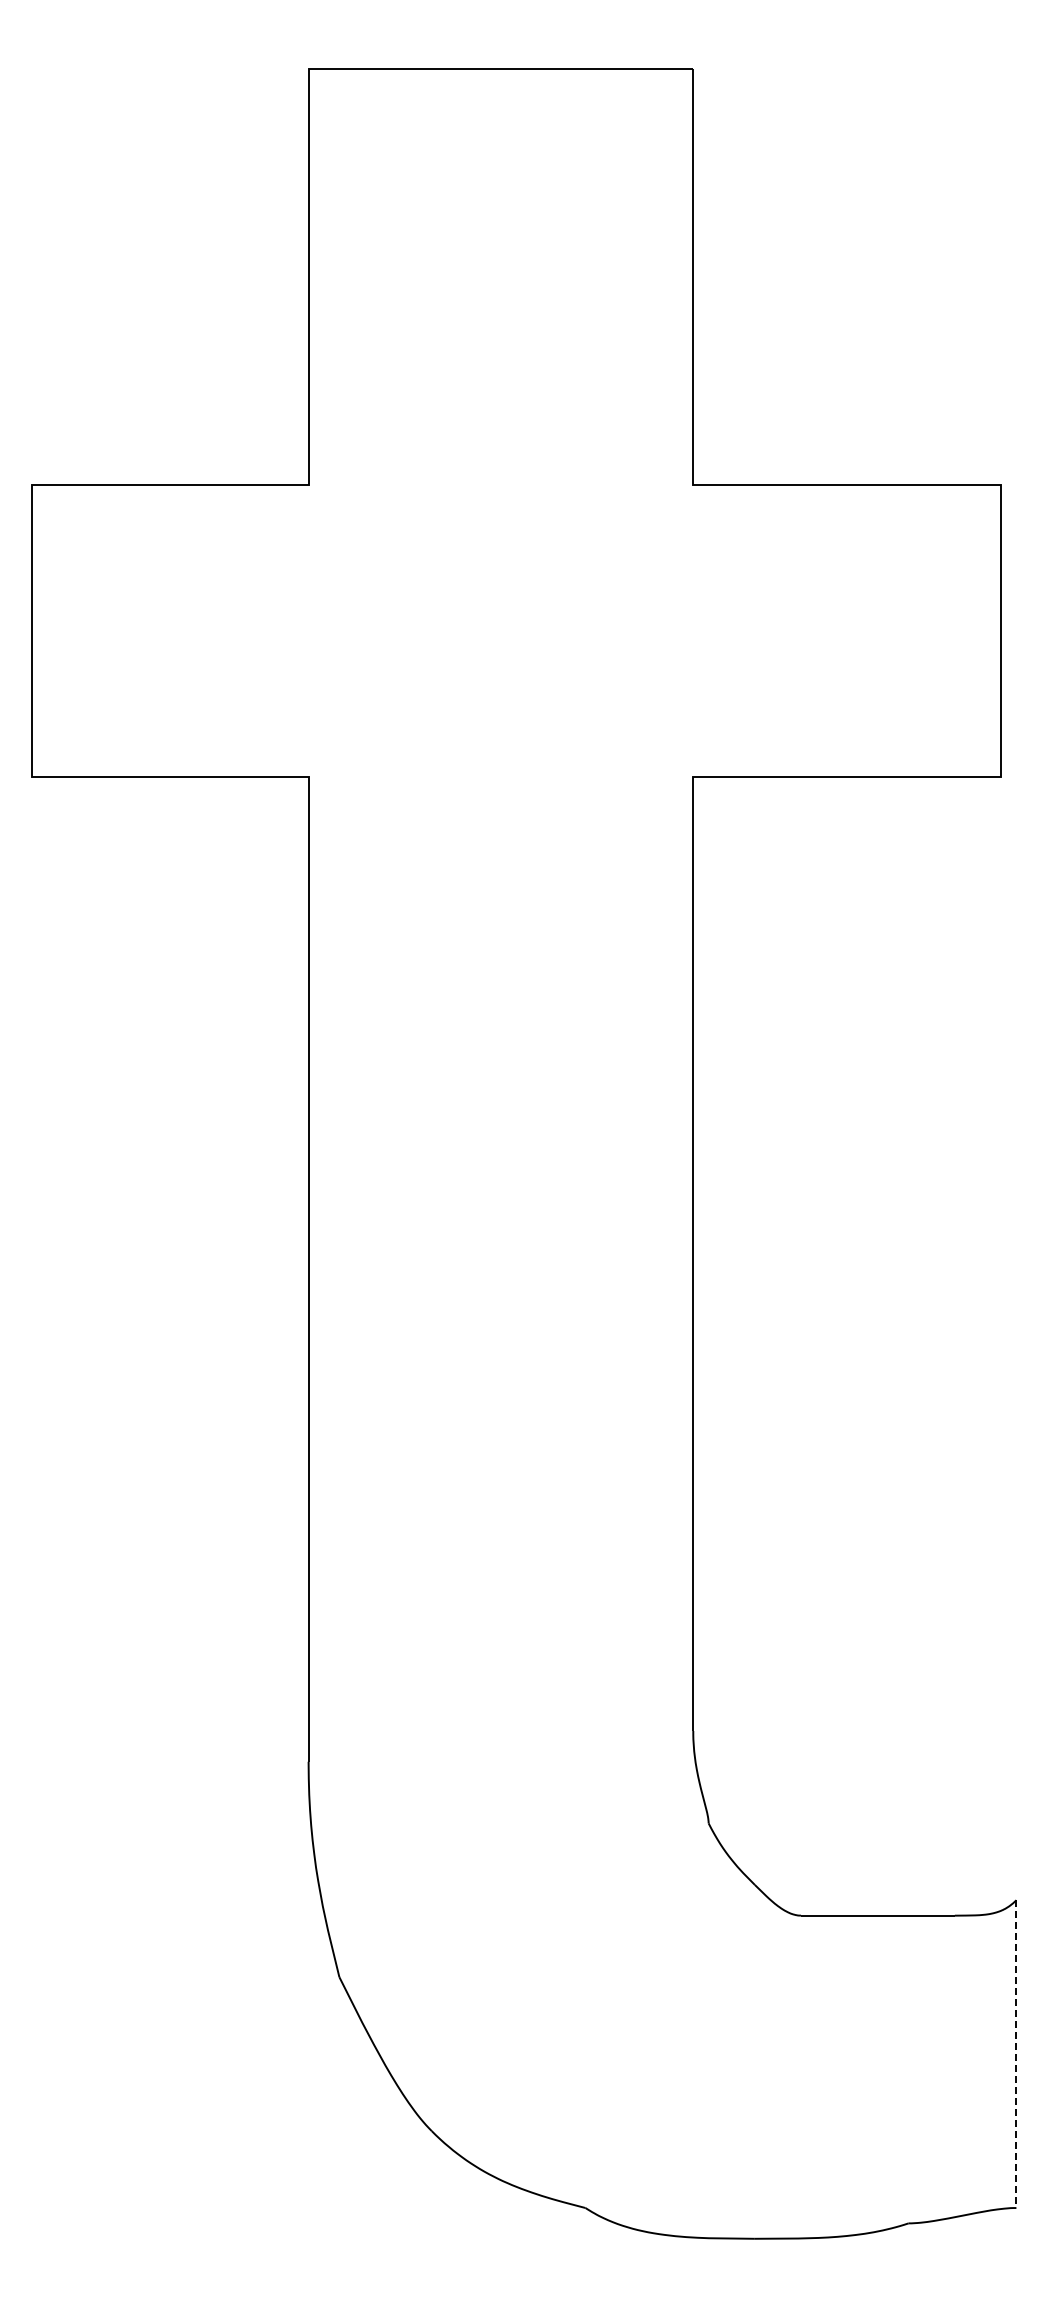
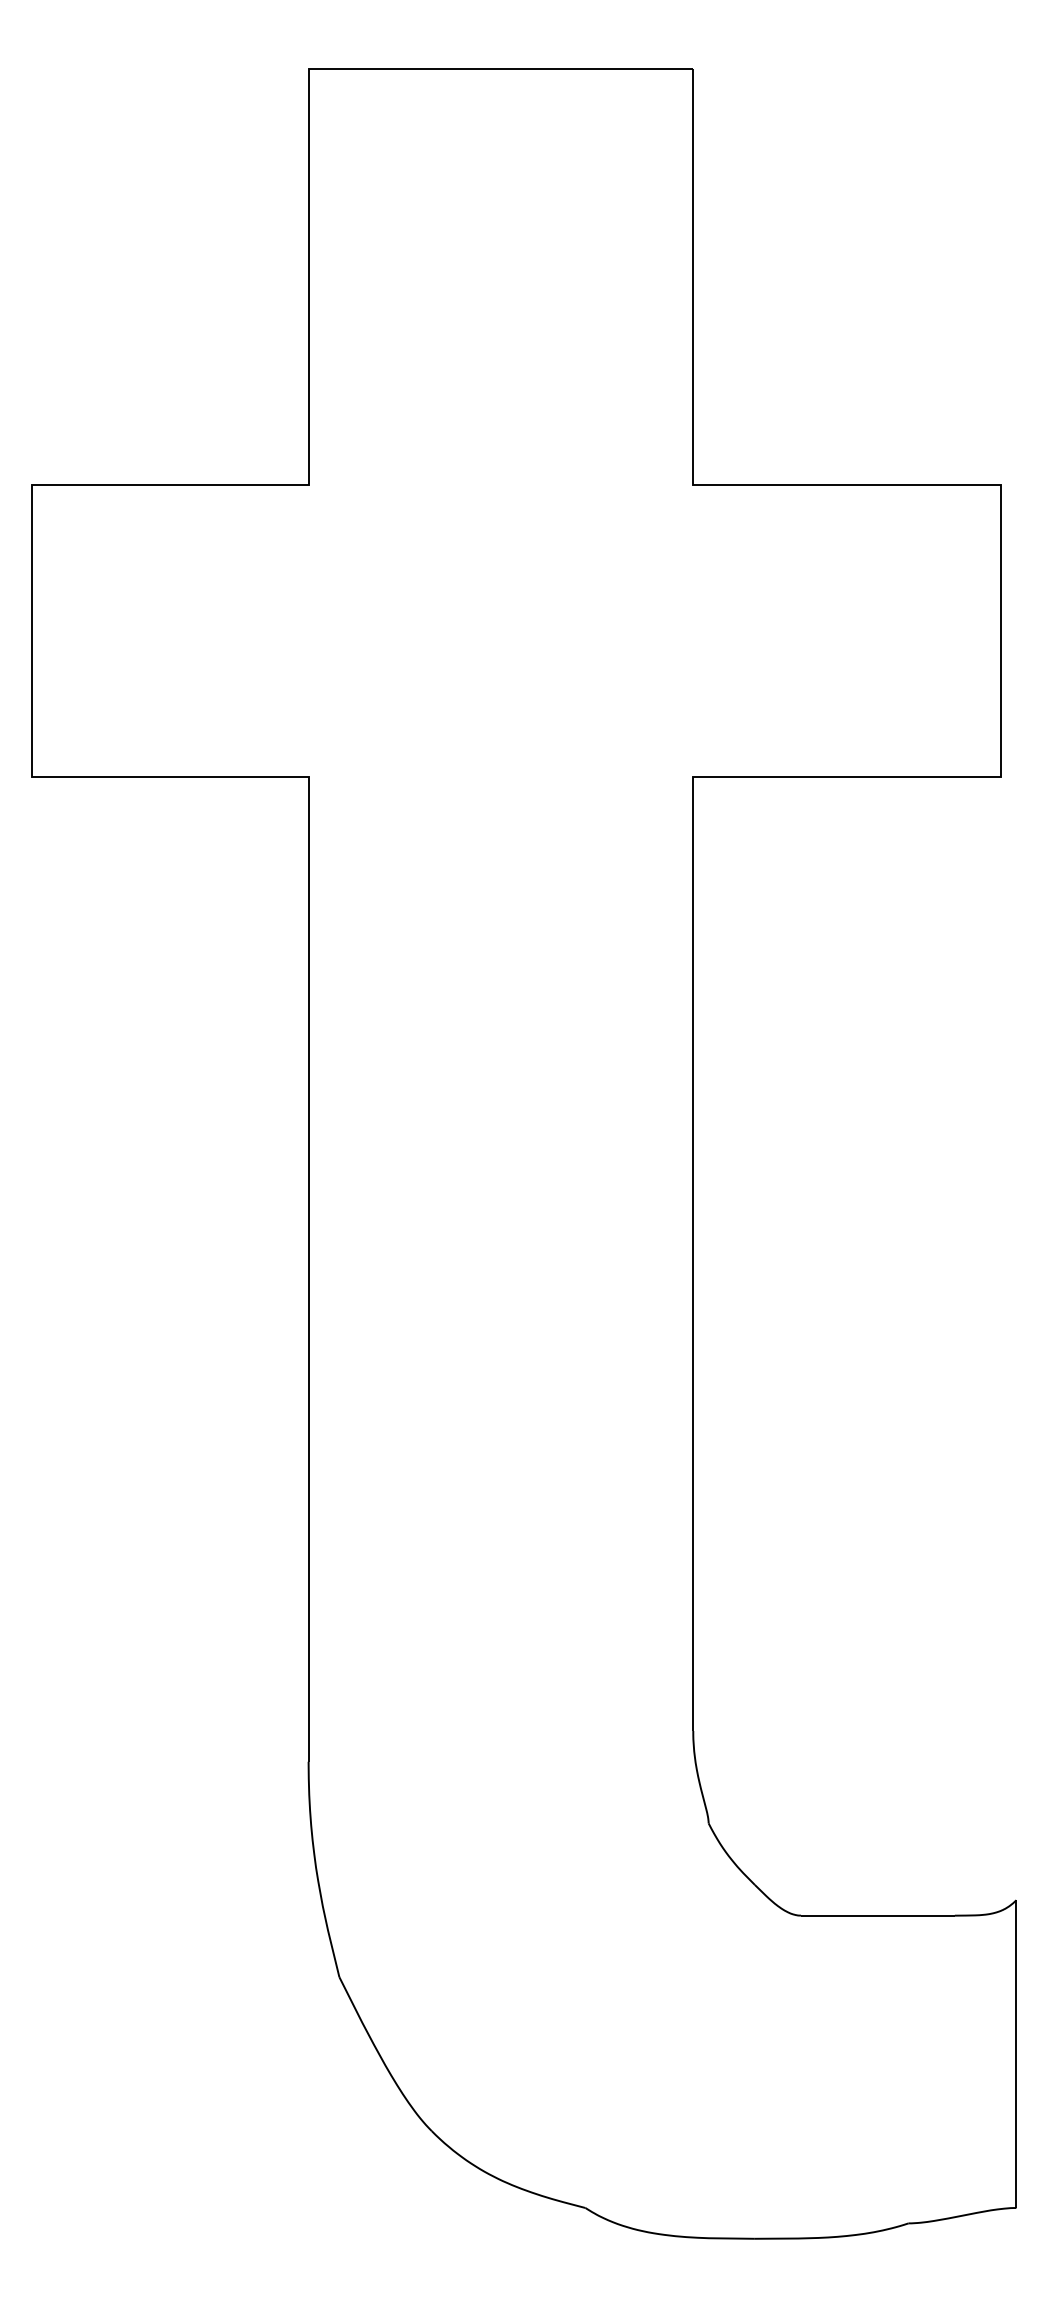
line: dashed -> solid (1016, 2054)
